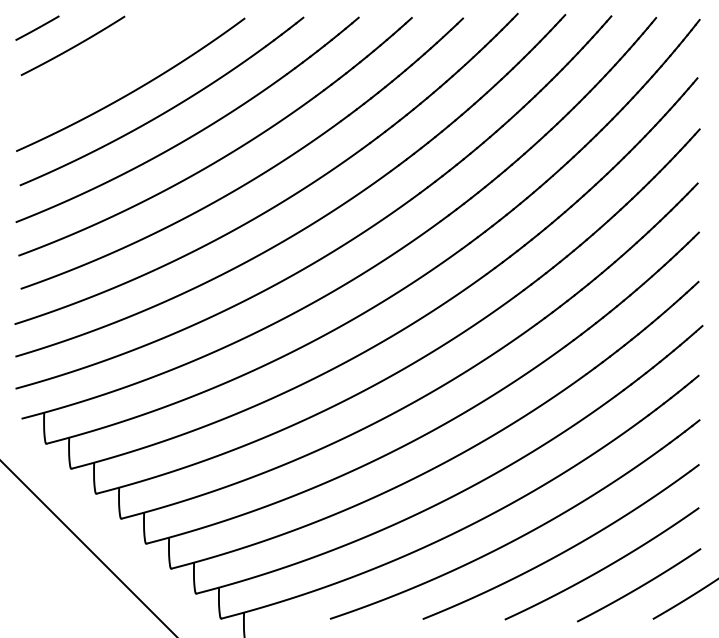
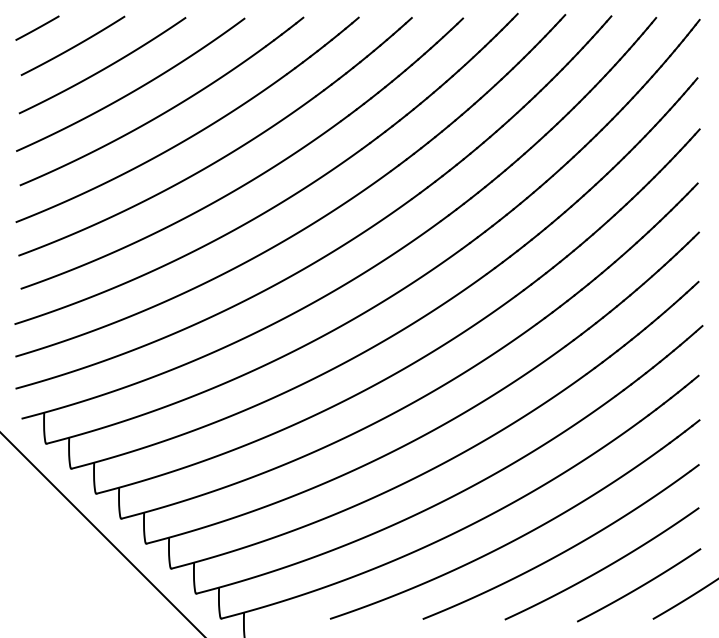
curve: none -> present (104, 67)
line position: (88, 548) -> (102, 534) (102, 534)
